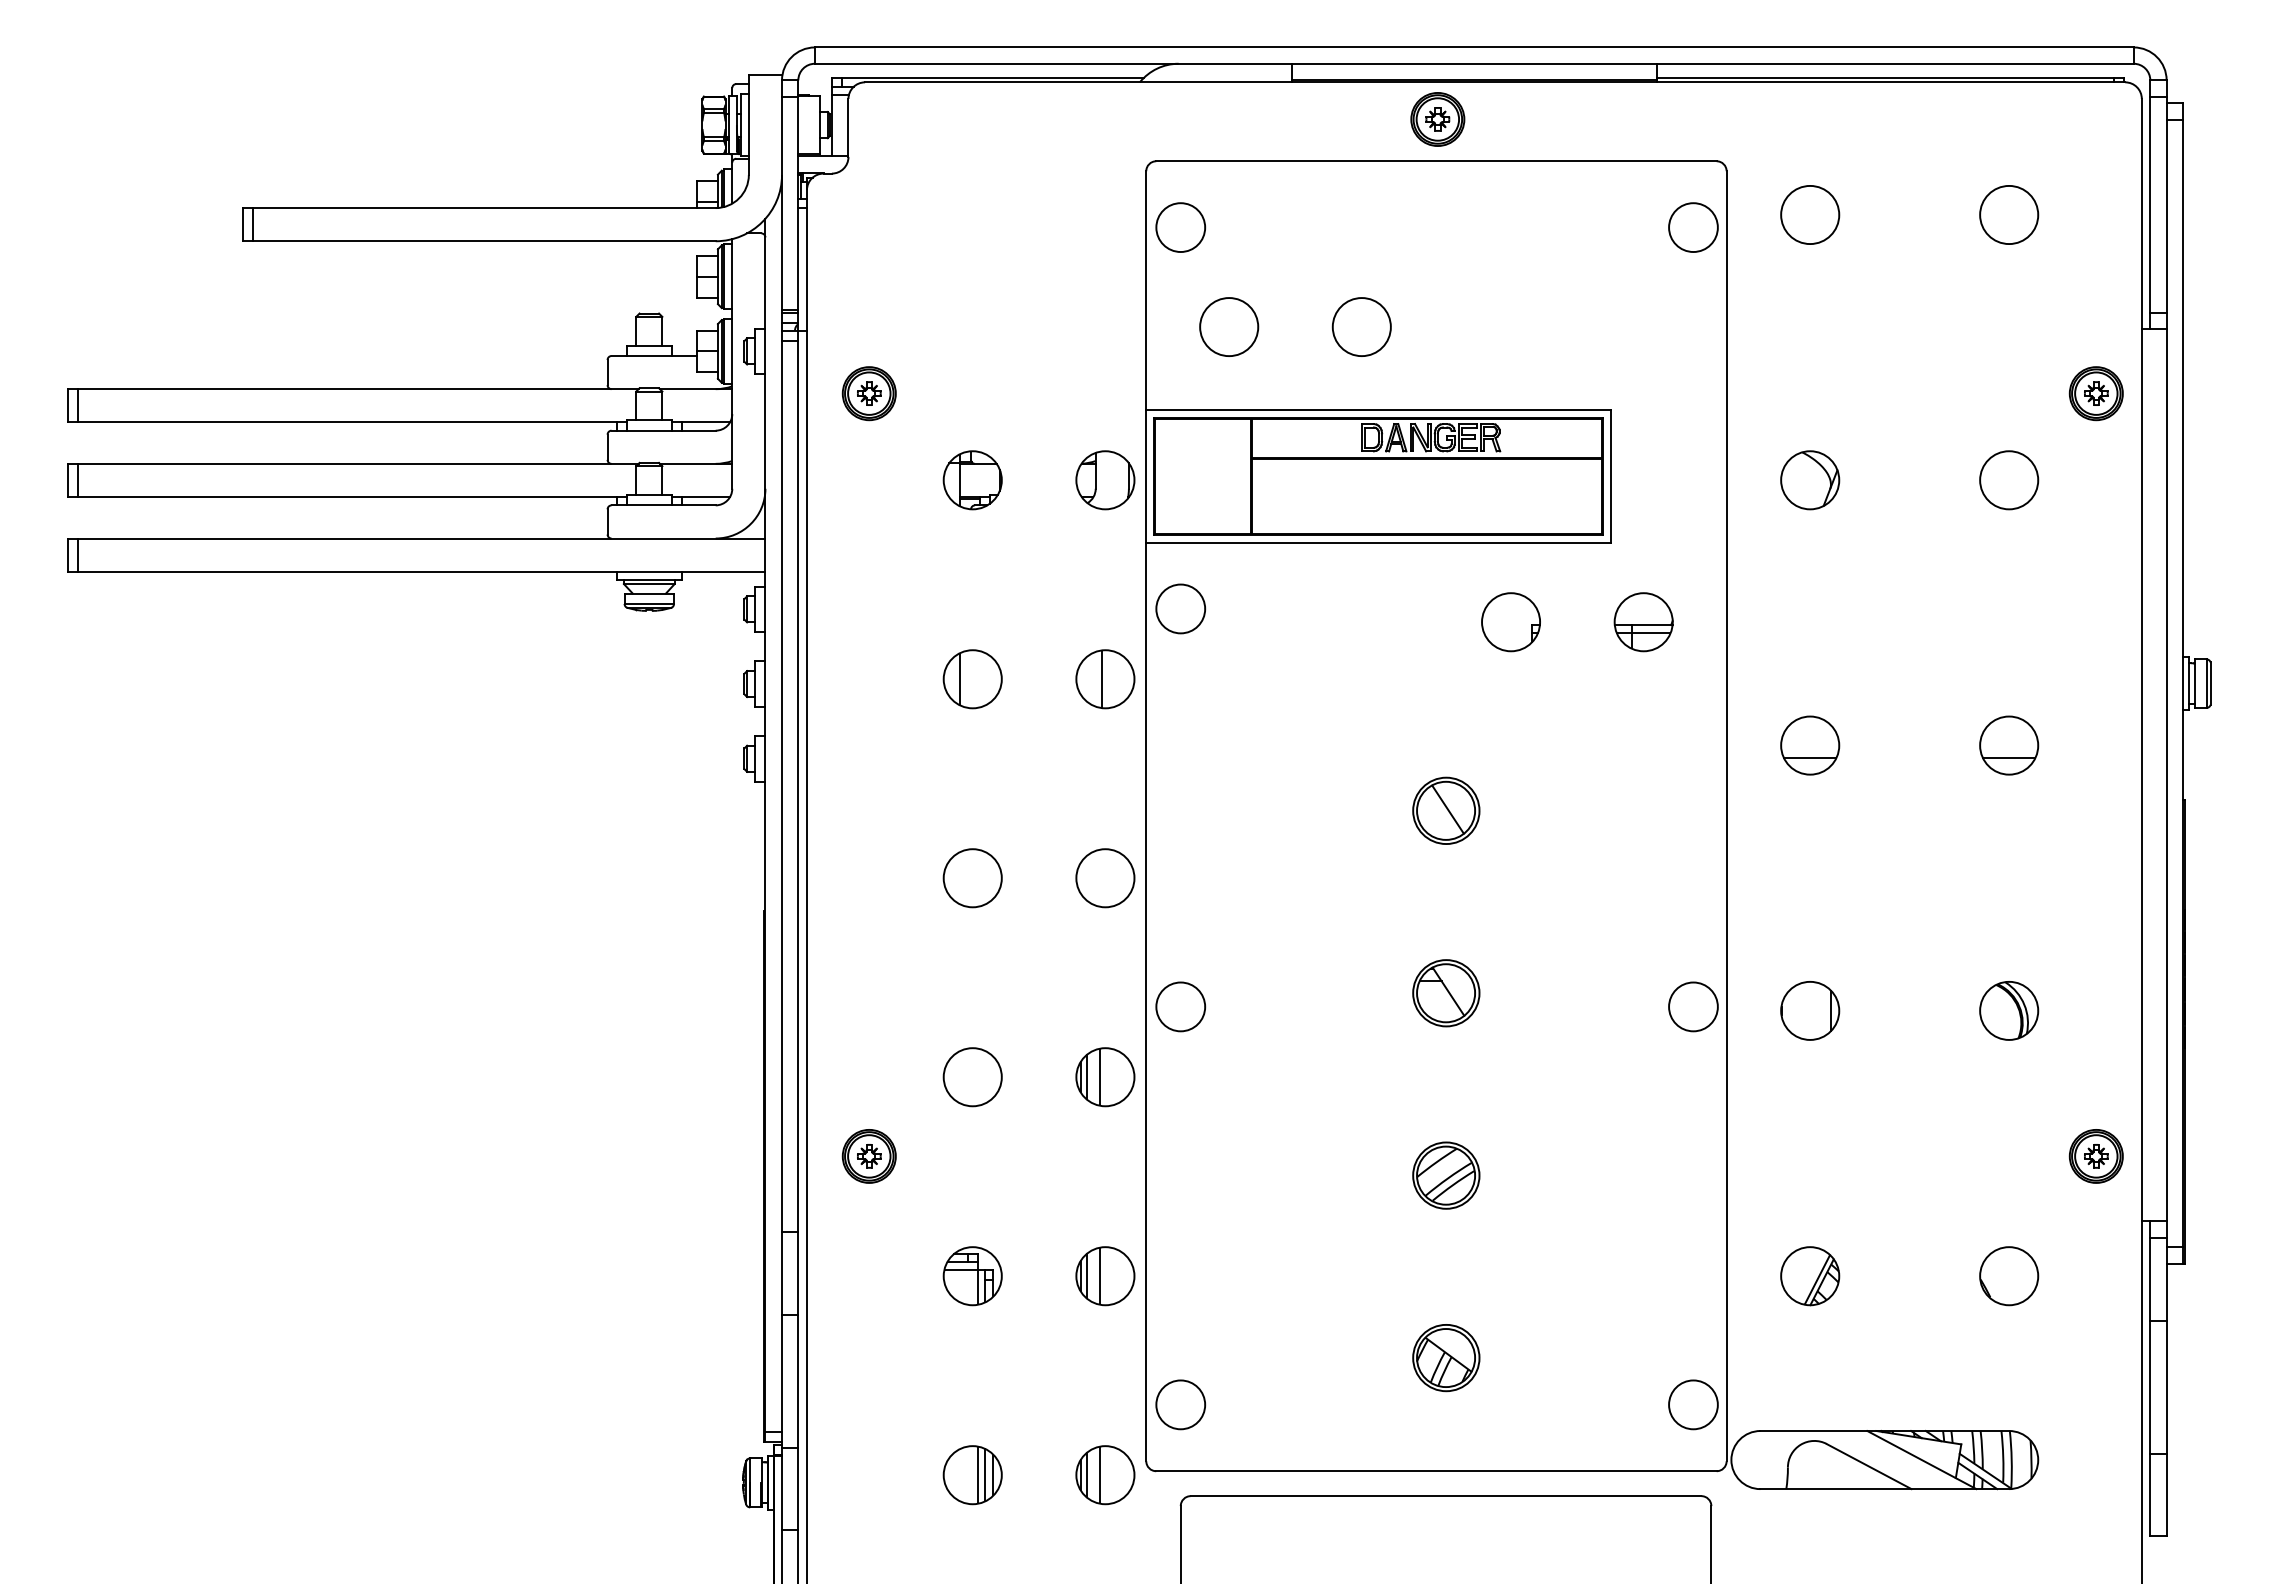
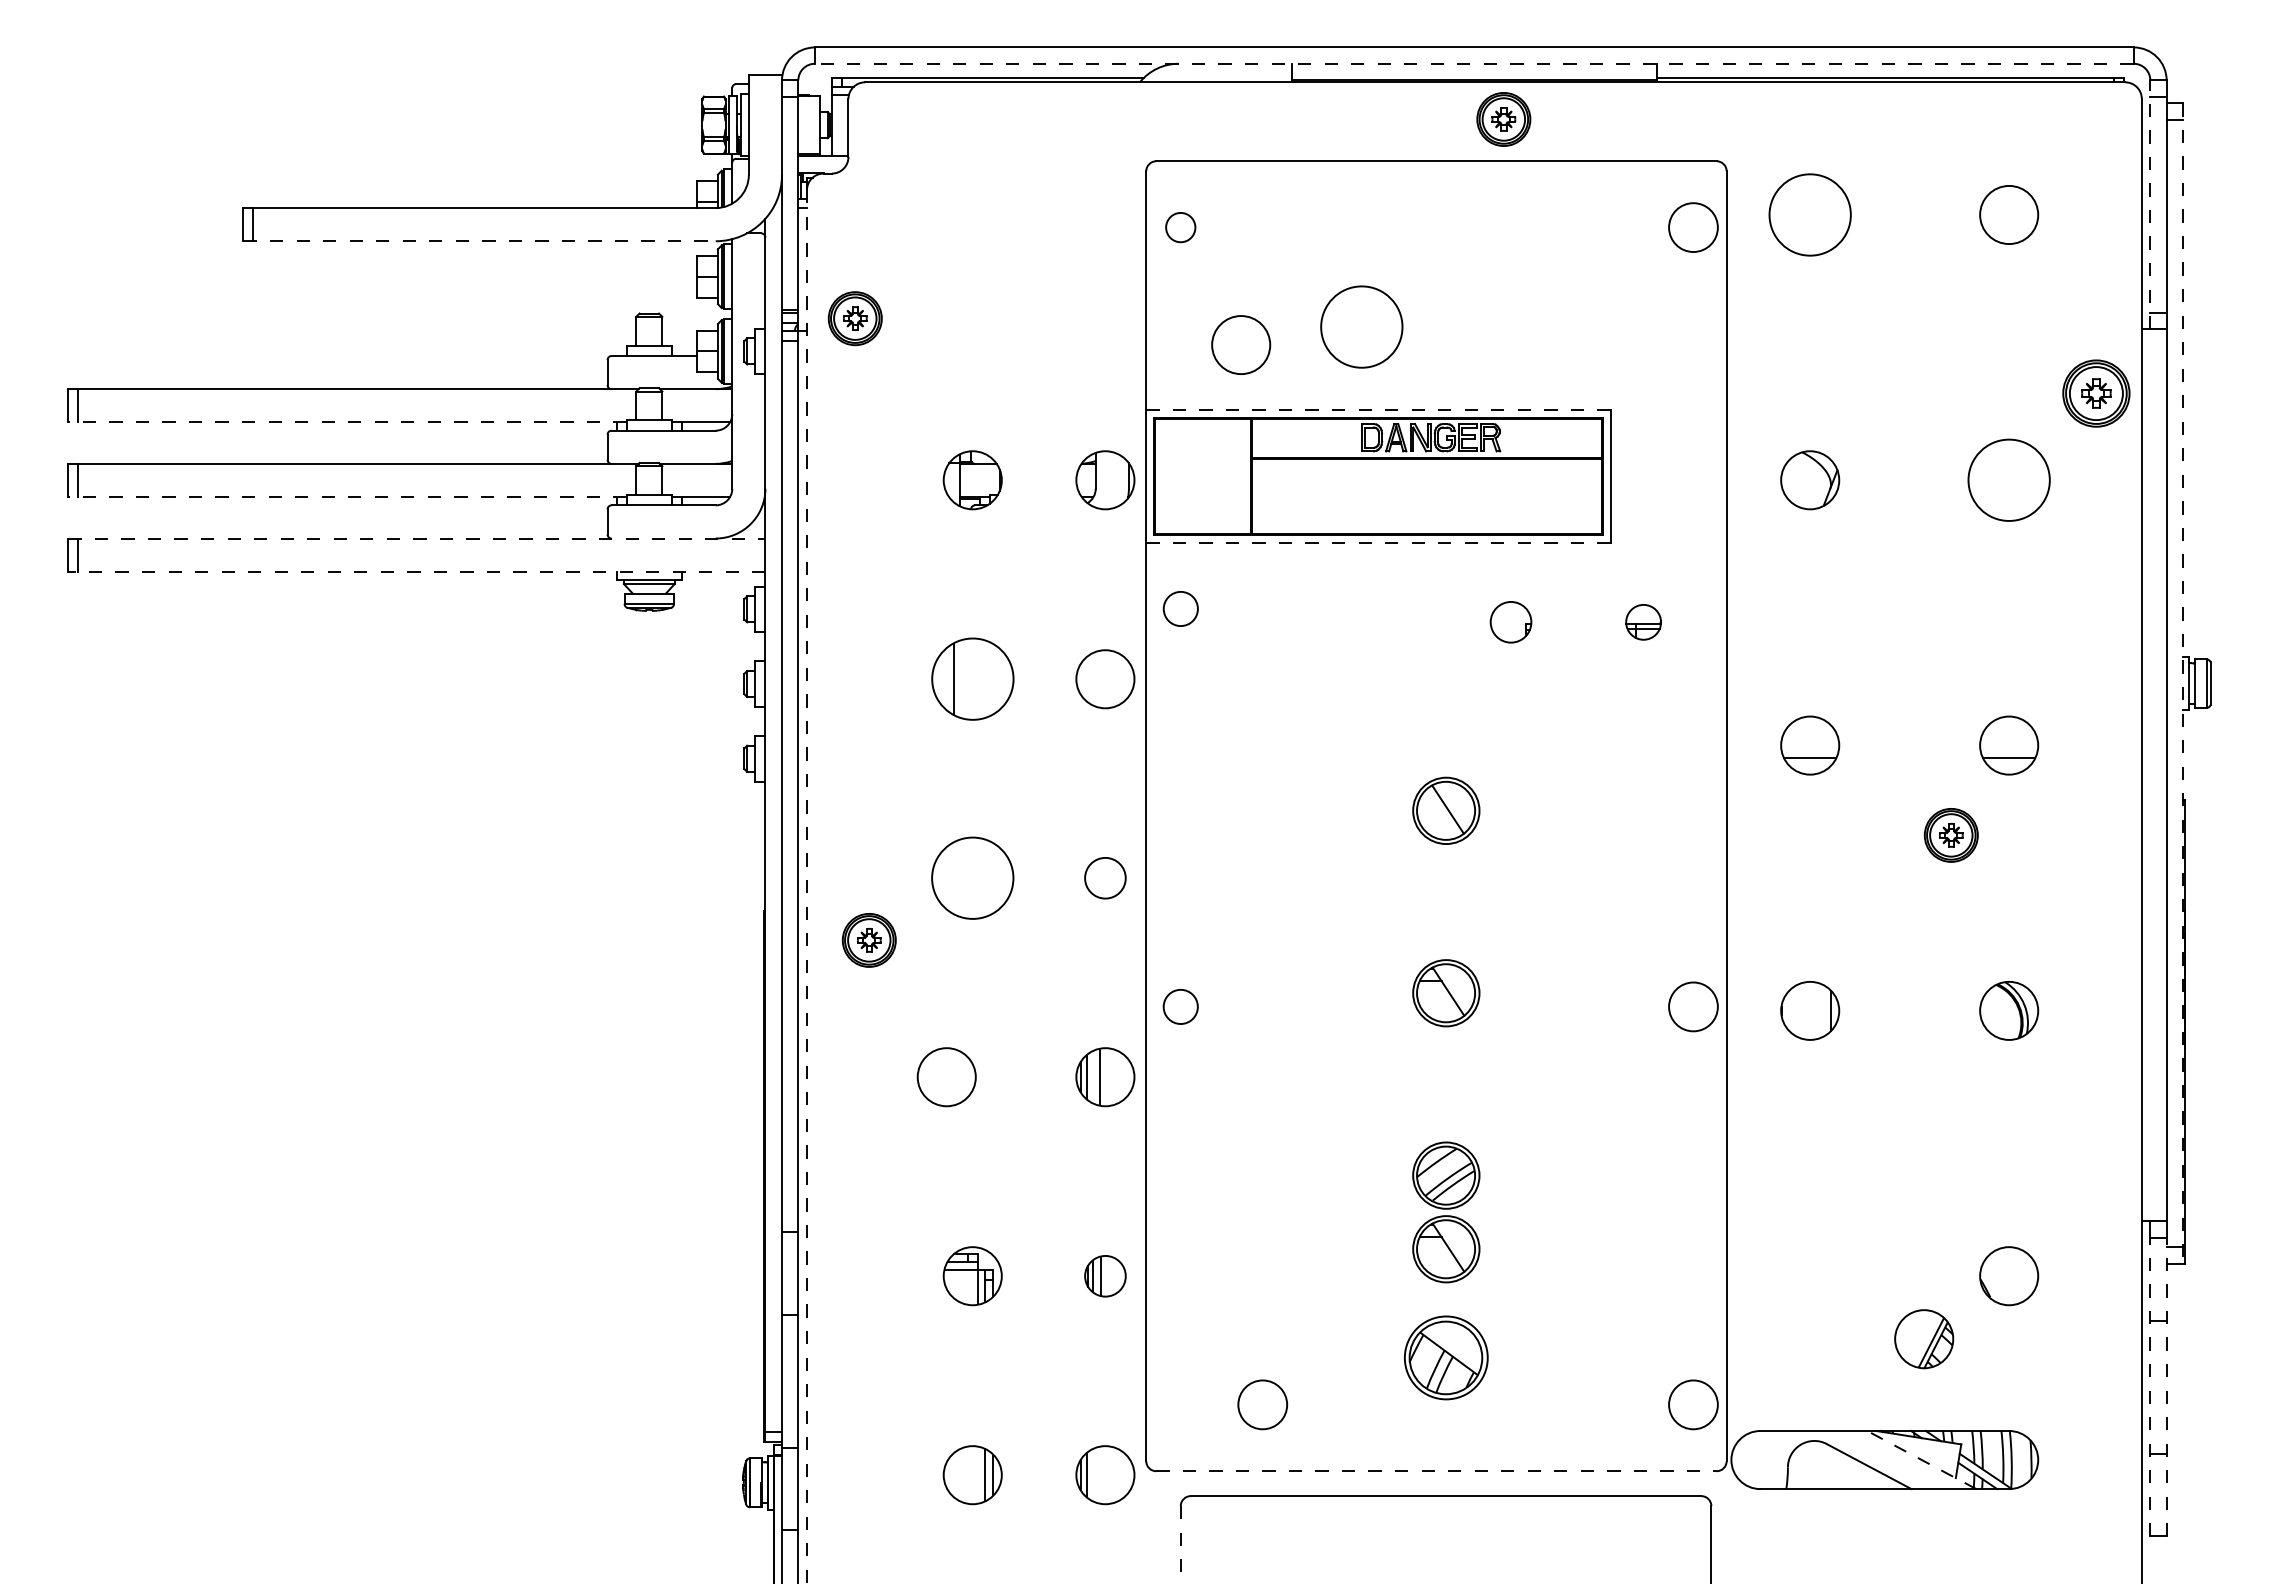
line: solid -> dashed (1473, 63)
part position: (1437, 119) -> (1503, 119) (1503, 119)
line: solid -> dashed (2150, 204)
circle diameter: 58 px -> 81 px (1809, 214)
circle diameter: 49 px -> 29 px (1180, 227)
line: solid -> dashed (480, 241)
circle position: (1229, 326) -> (1241, 344) (1241, 344)
circle diameter: 58 px -> 81 px (1361, 326)
part position: (868, 393) -> (854, 318) (854, 318)
part size: 56x56 px -> 69x69 px (2096, 393)
line: solid -> dashed (1377, 410)
line: solid -> dashed (347, 422)
circle diameter: 58 px -> 81 px (2008, 479)
line: solid -> dashed (347, 497)
line: solid -> dashed (416, 538)
line: solid -> dashed (1378, 542)
line: solid -> dashed (416, 571)
circle size: 52x52 px -> 37x36 px (1180, 608)
part size: 60x61 px -> 44x43 px (1510, 622)
part size: 61x61 px -> 37x37 px (1643, 622)
line: present -> none (1101, 678)
part size: 61x61 px -> 84x84 px (972, 678)
line: solid -> dashed (2183, 684)
circle diameter: 58 px -> 81 px (972, 877)
circle diameter: 58 px -> 41 px (1105, 877)
line: solid -> dashed (806, 886)
circle diameter: 49 px -> 34 px (1180, 1006)
circle position: (972, 1077) -> (946, 1077) (946, 1077)
part position: (868, 1156) -> (868, 940) (868, 940)
part position: (2095, 1156) -> (1950, 835) (1950, 835)
part: none -> present (1446, 1249)
part size: 61x61 px -> 43x43 px (1105, 1276)
part position: (1810, 1276) -> (1924, 1339) (1924, 1339)
part size: 69x69 px -> 85x86 px (1446, 1357)
line: solid -> dashed (2150, 1386)
line: solid -> dashed (2166, 1386)
circle position: (1180, 1404) -> (1262, 1404) (1262, 1404)
line: solid -> dashed (1921, 1460)
line: solid -> dashed (1436, 1471)
line: present -> none (977, 1474)
line: present -> none (1099, 1474)
line: solid -> dashed (1180, 1545)
